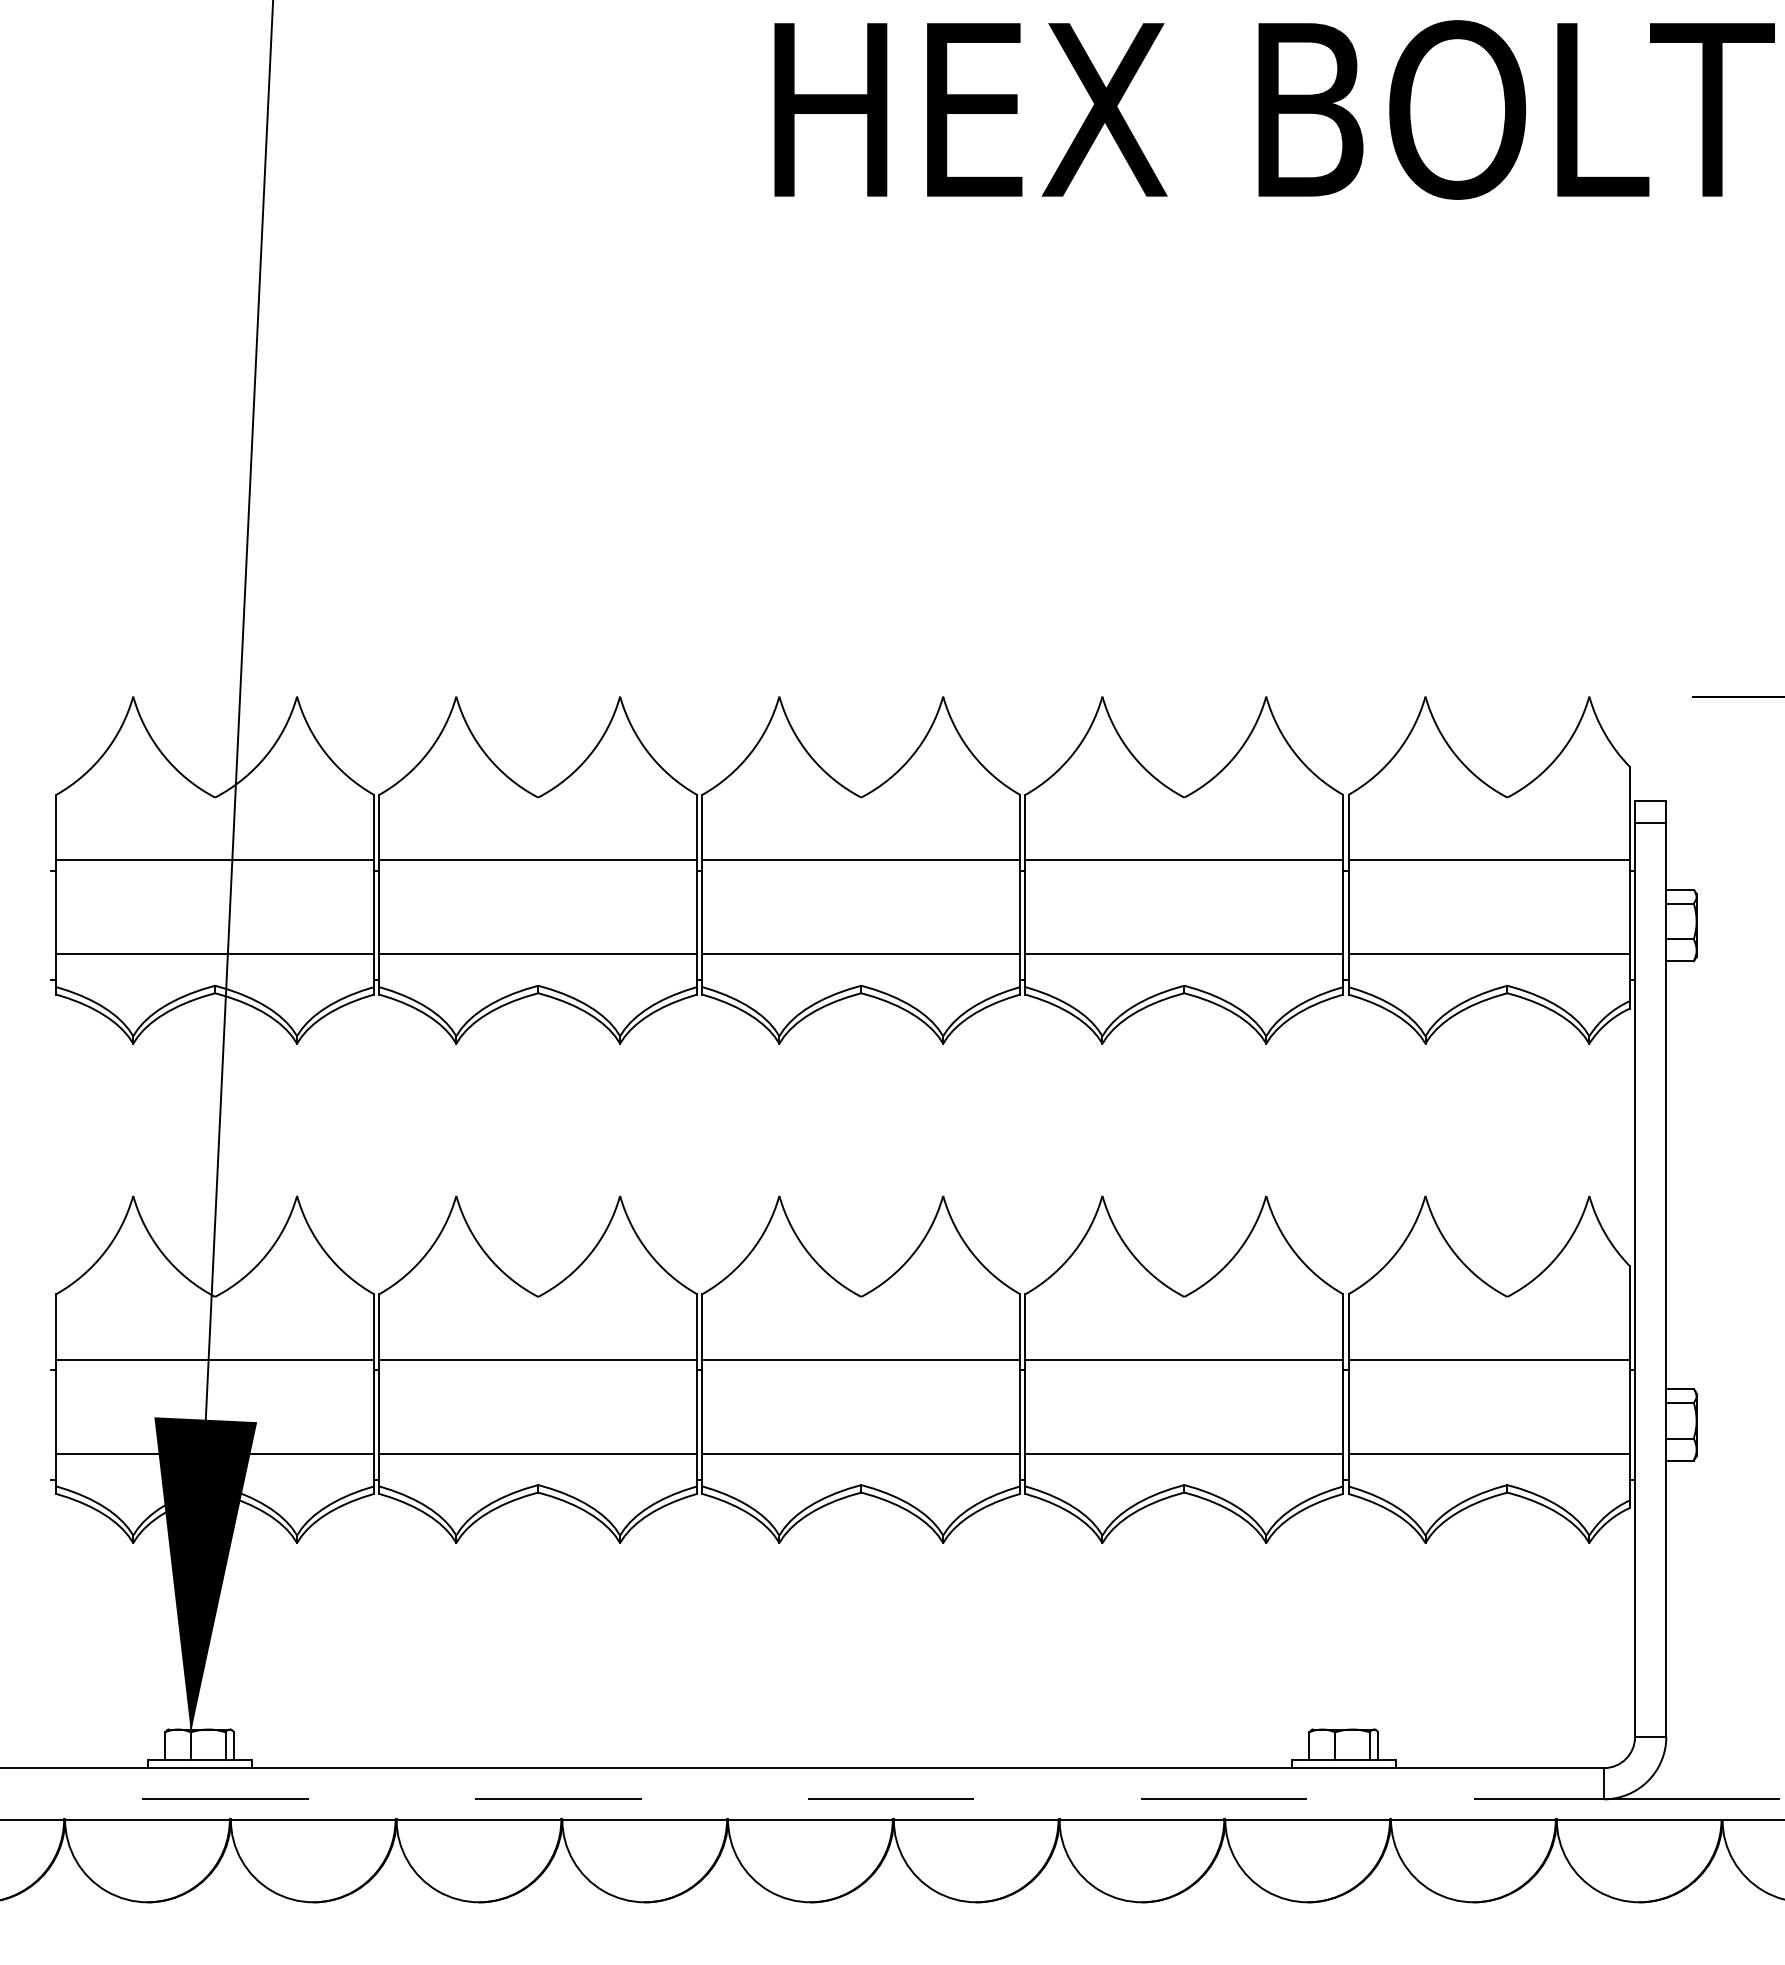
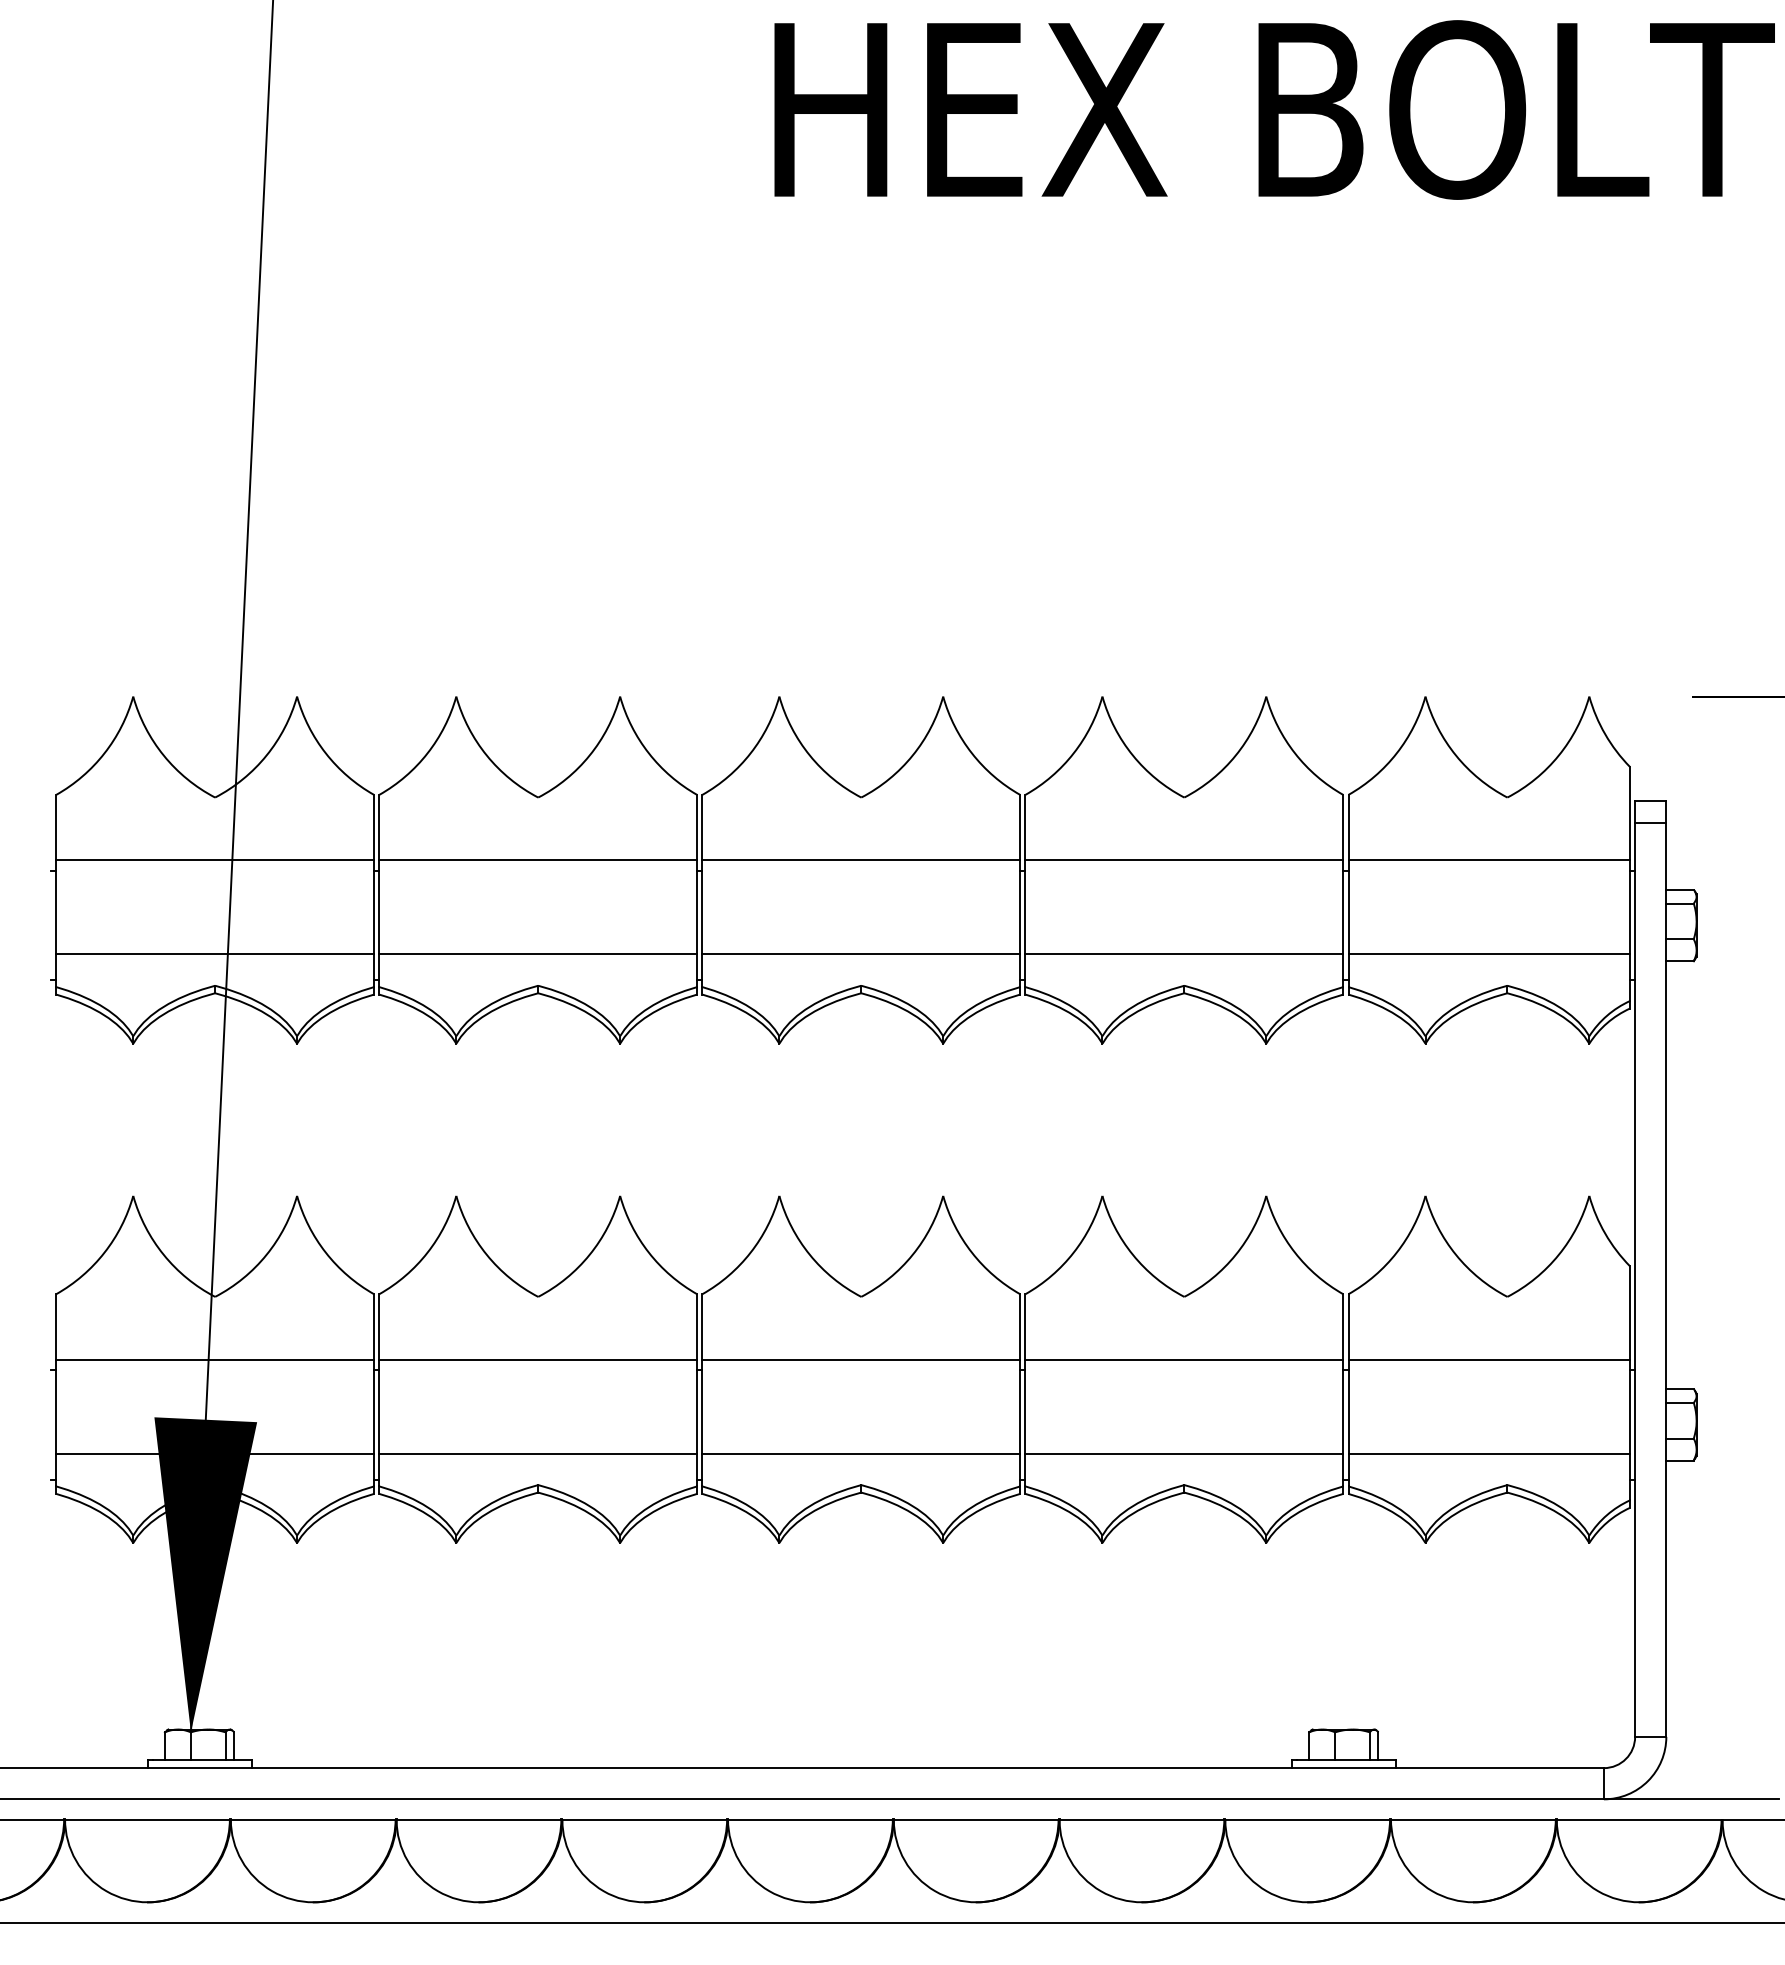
line: dashed -> solid (802, 1799)
line: none -> present (891, 1923)
